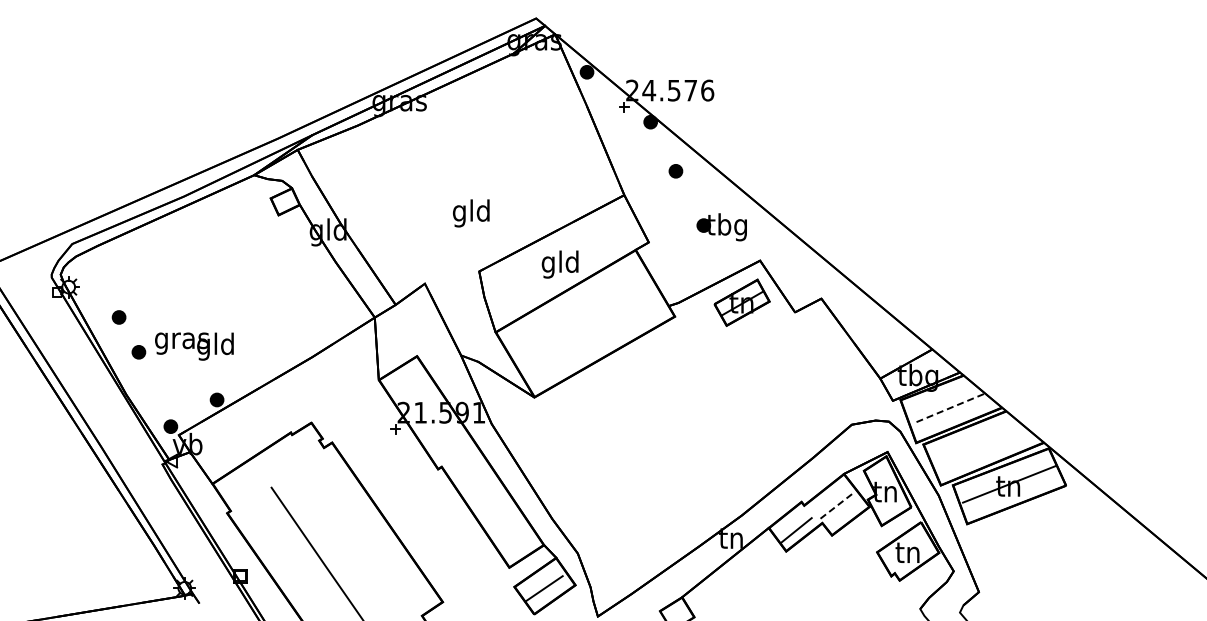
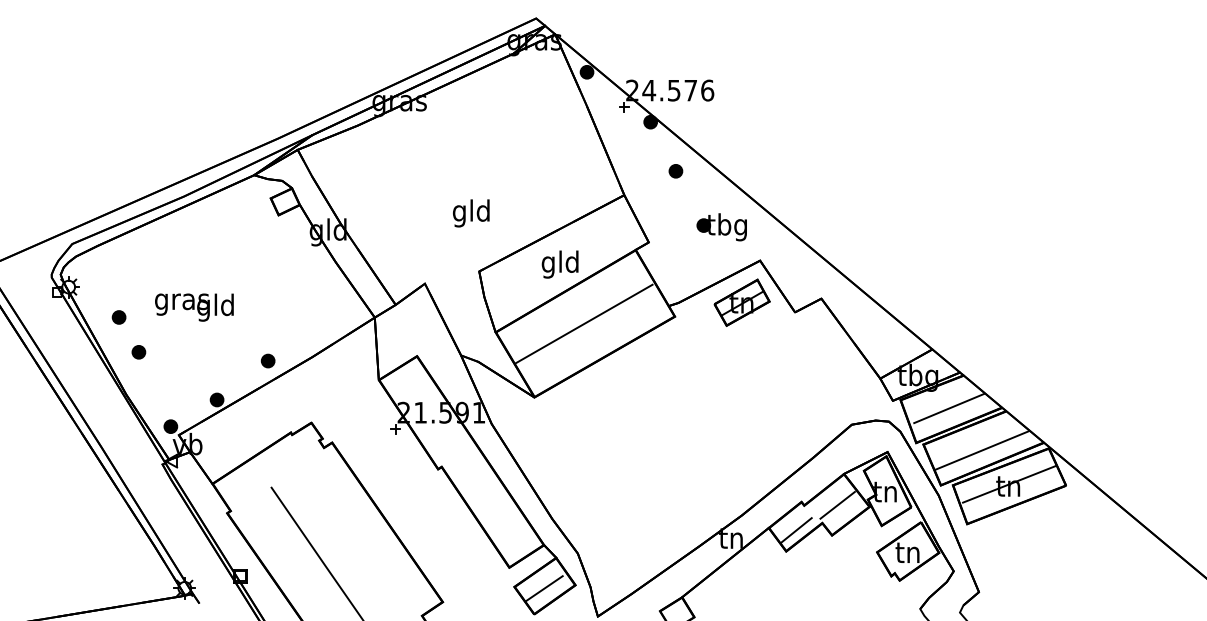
line: none -> present (583, 323)
text position: (194, 346) -> (194, 307) (194, 307)
part: none -> present (267, 360)
line: dashed -> solid (949, 408)
line: none -> present (981, 450)
line: dashed -> solid (837, 505)
